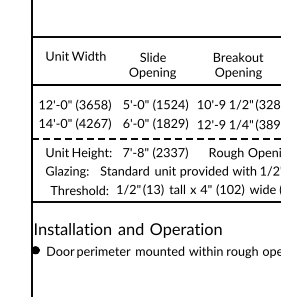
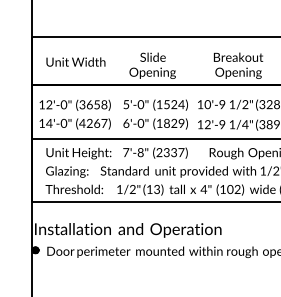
text position: (75, 55) -> (75, 61) (75, 61)
line: dashed -> solid (157, 139)
text position: (78, 189) -> (73, 188) (73, 188)
